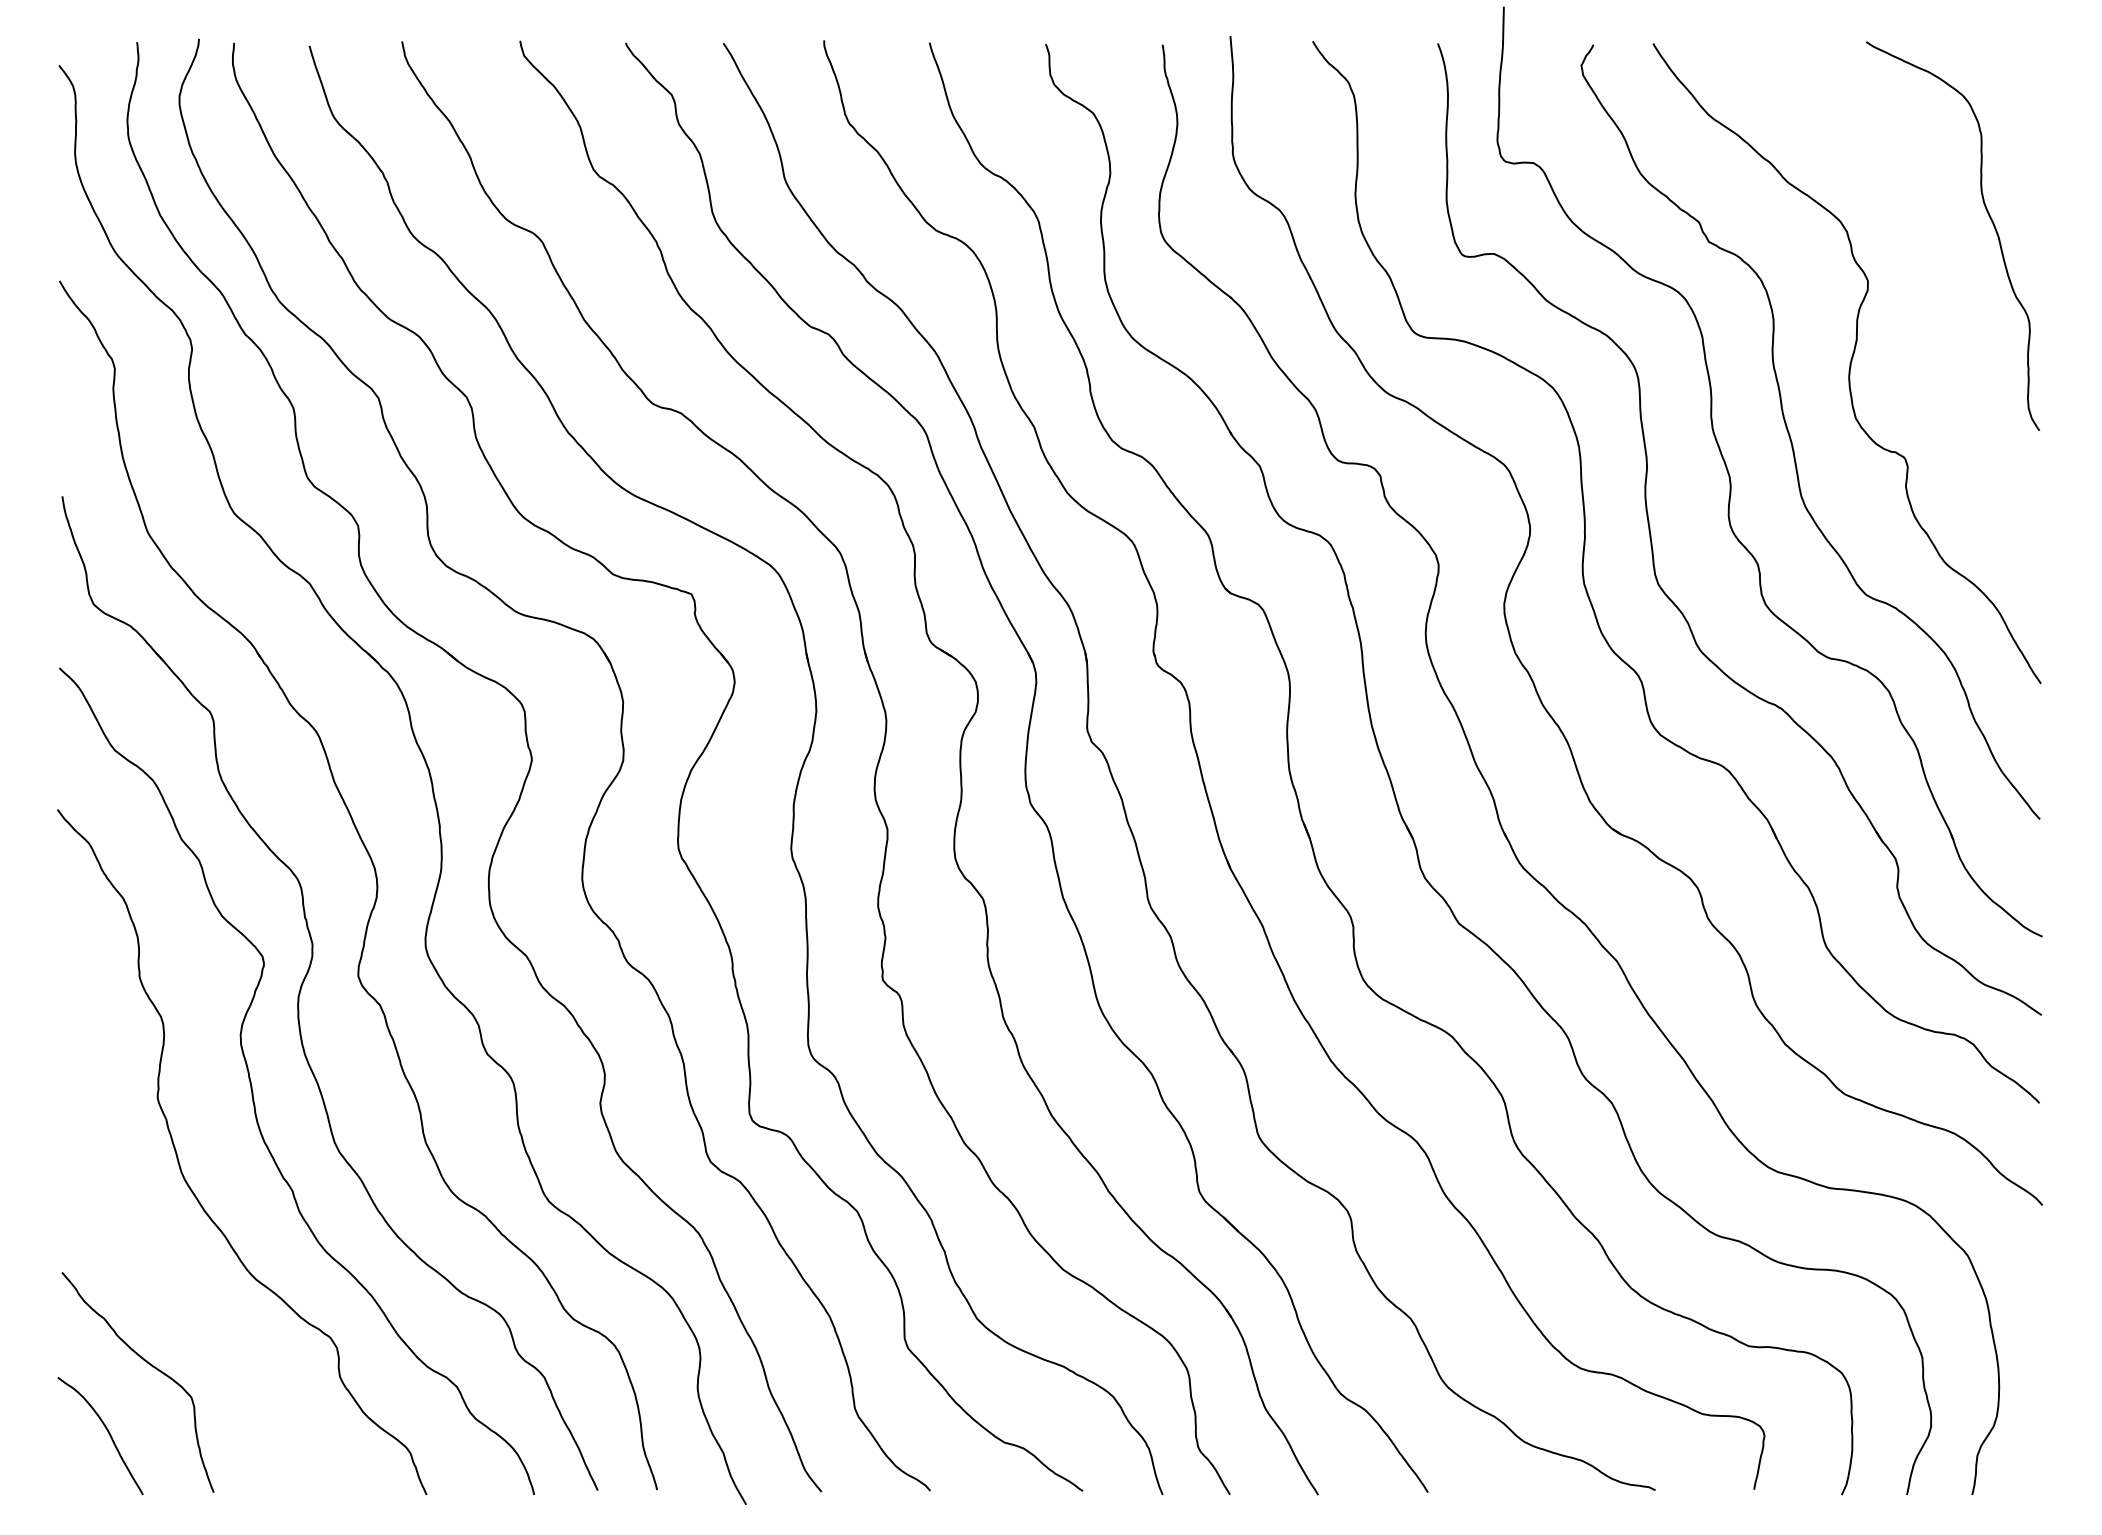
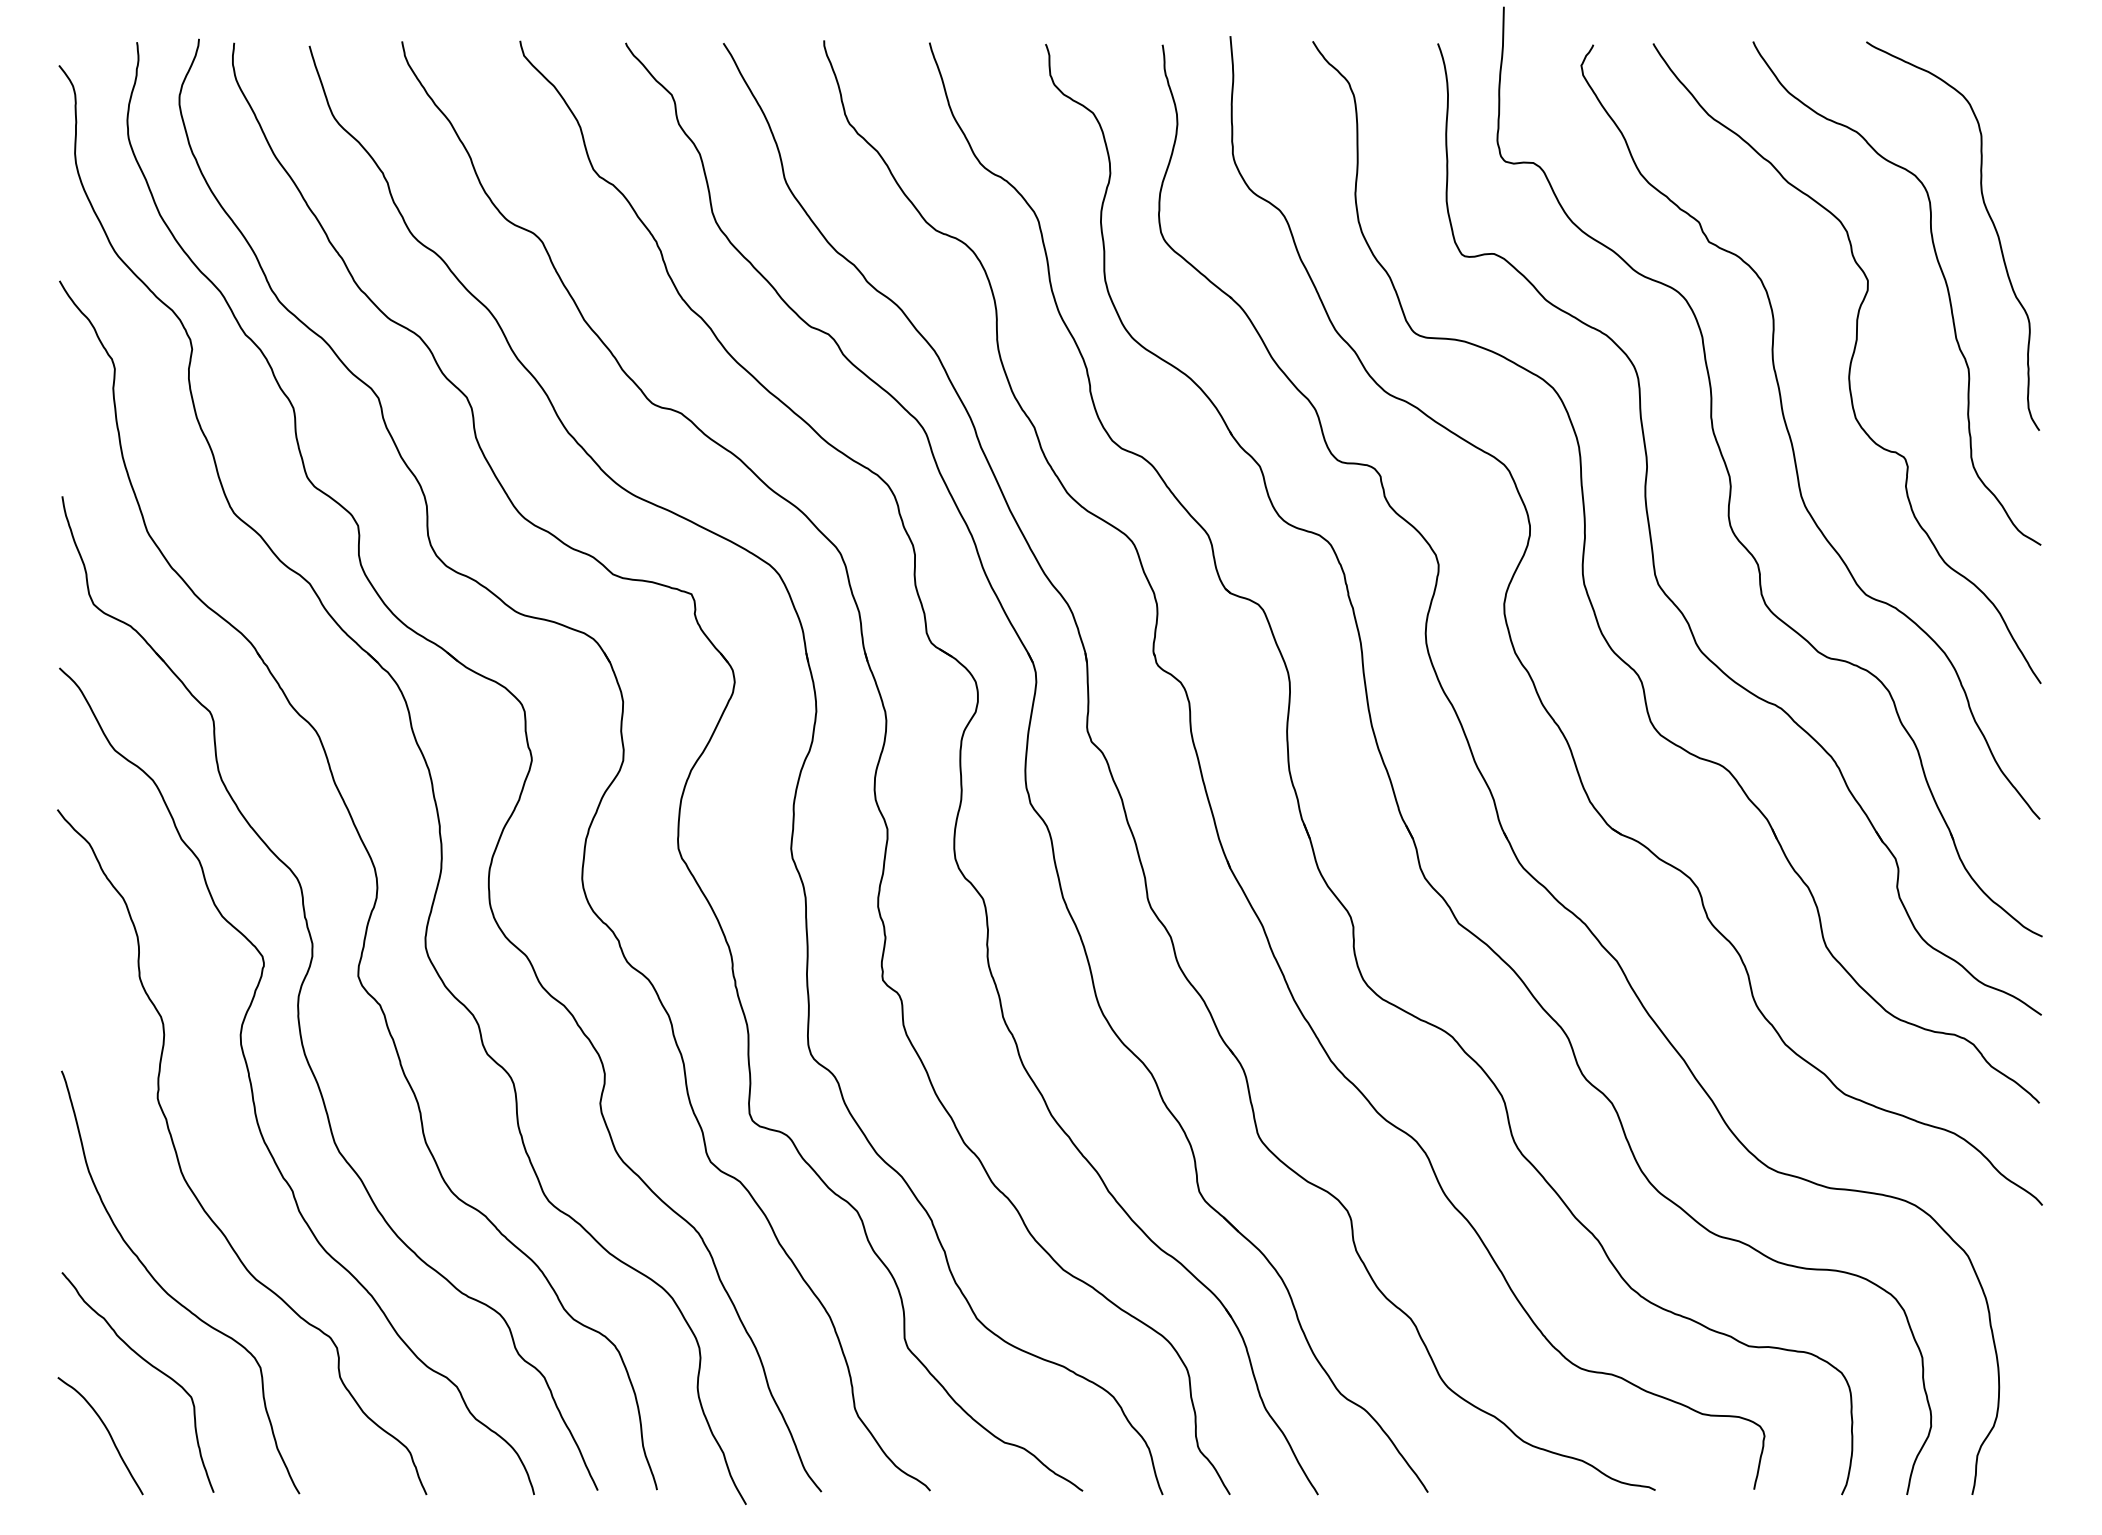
curve: none -> present (1941, 273)
curve: none -> present (170, 1294)
